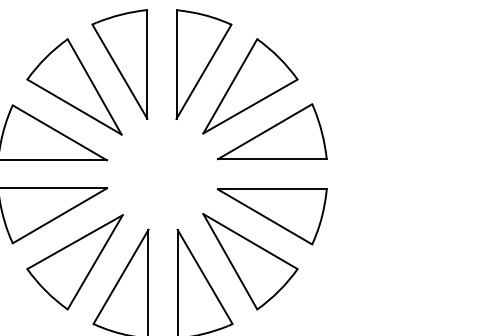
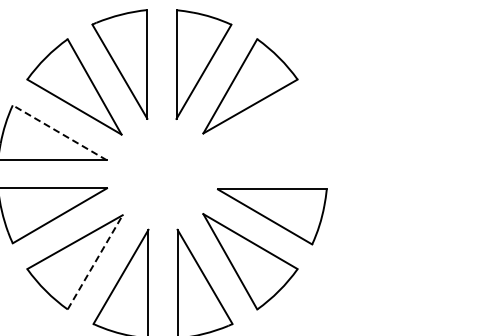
part: present -> none (272, 131)
line: solid -> dashed (59, 132)
line: solid -> dashed (95, 262)
